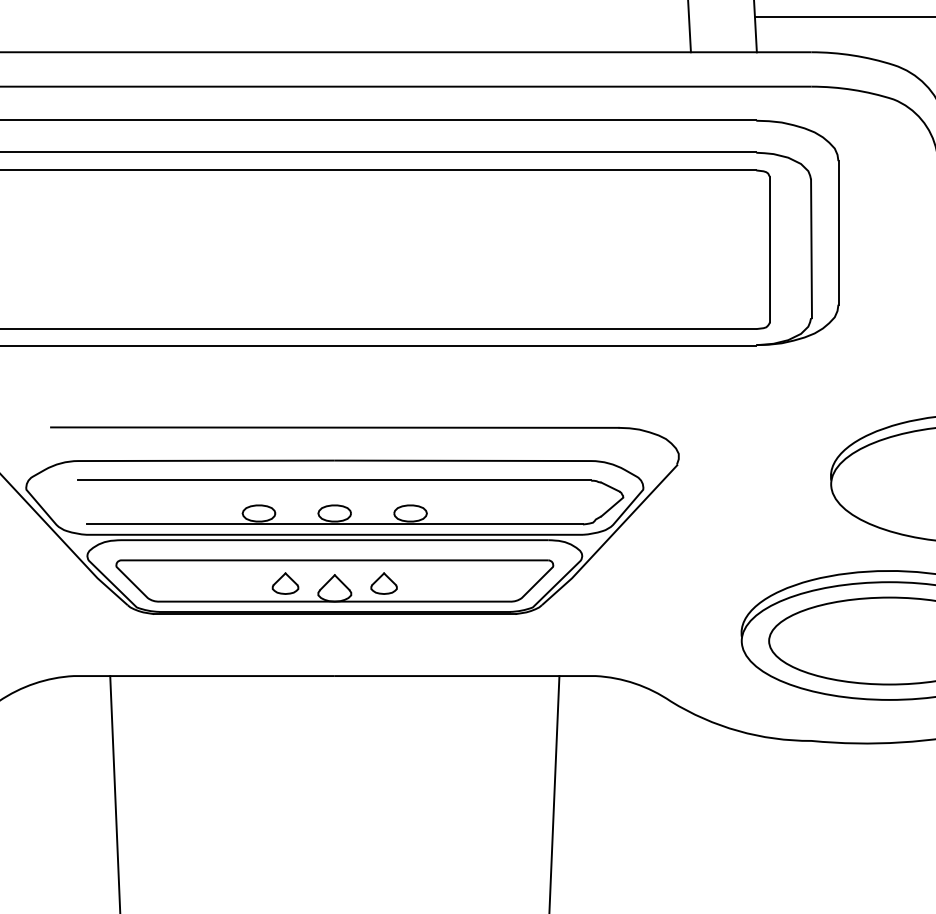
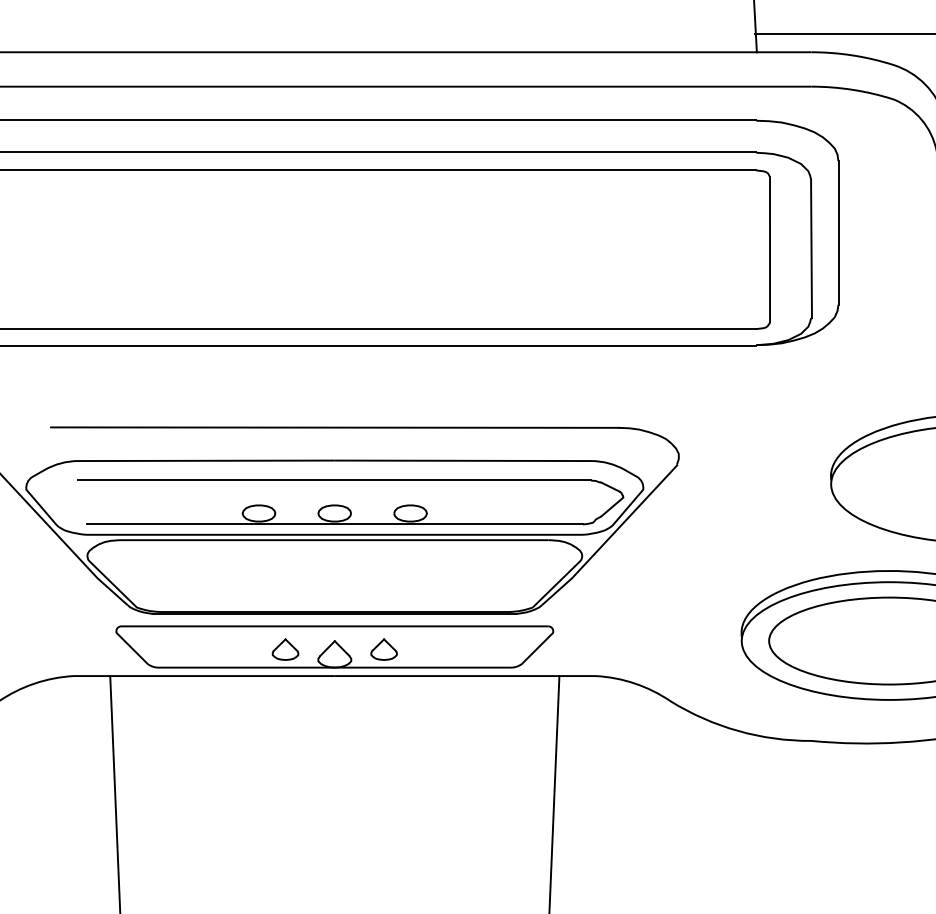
line position: (843, 17) -> (843, 34) (843, 34)
line: present -> none (689, 27)
part position: (334, 580) -> (334, 646) (334, 646)
